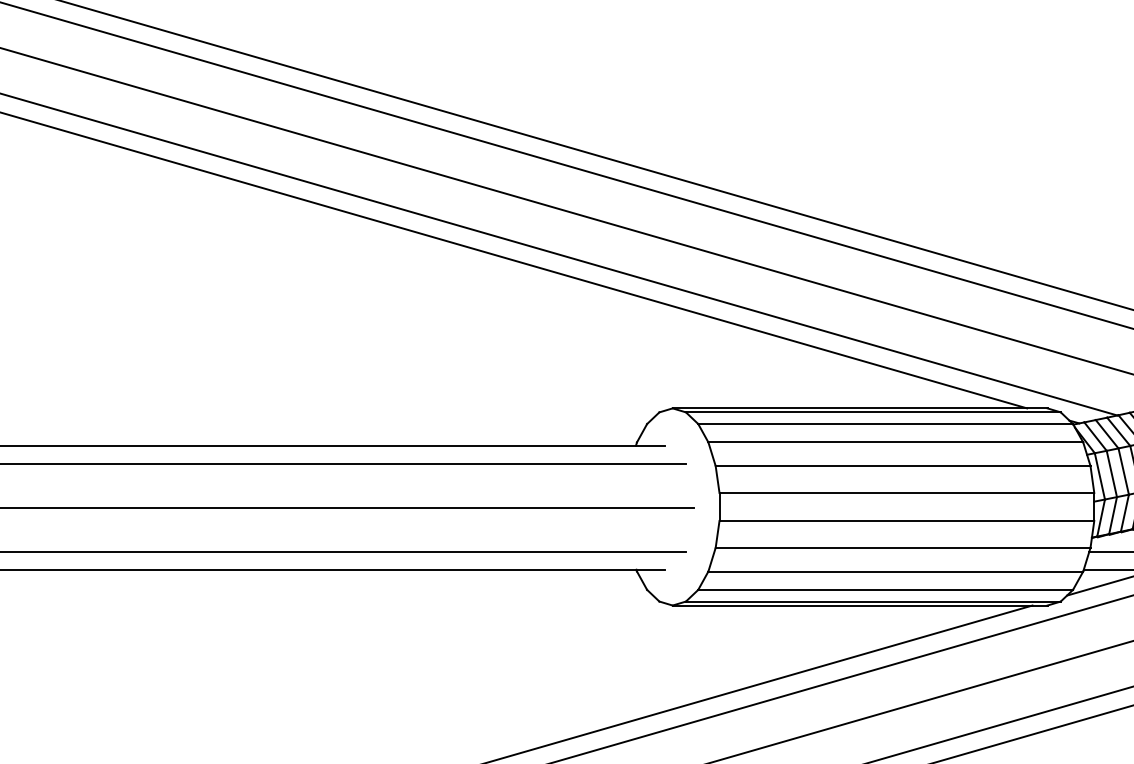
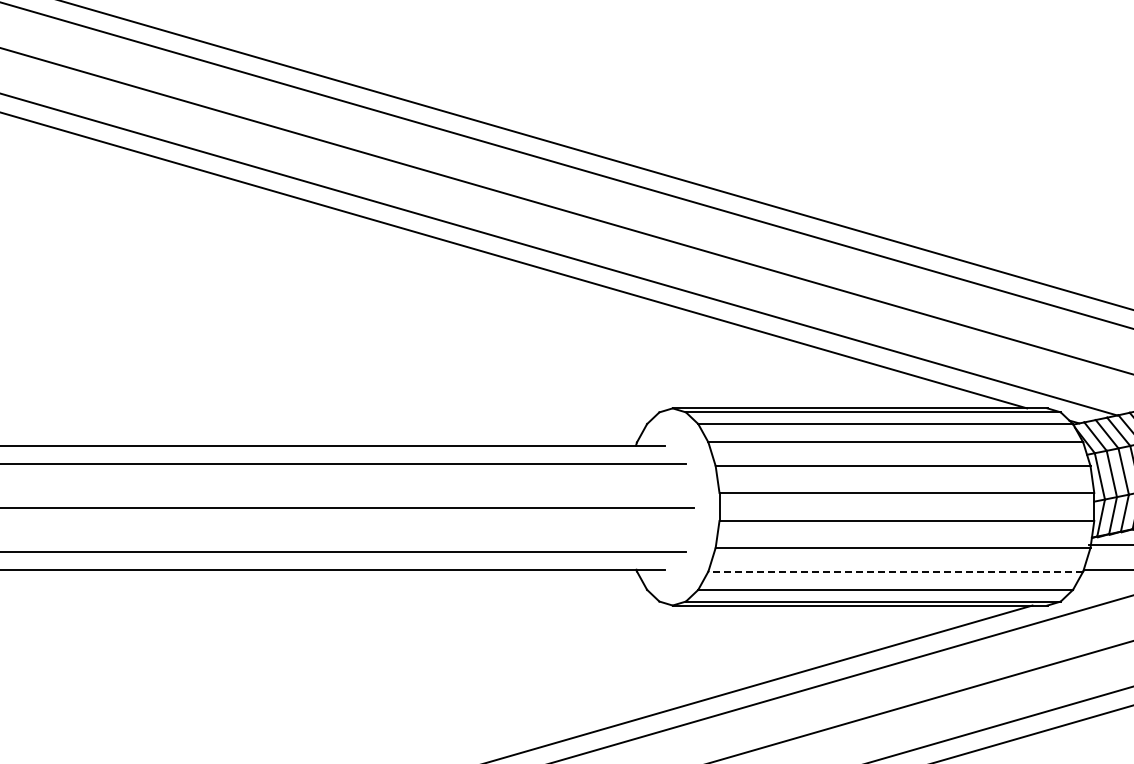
line position: (1109, 551) -> (1109, 544) (1109, 544)
line: solid -> dashed (895, 571)
line: present -> none (1098, 586)
